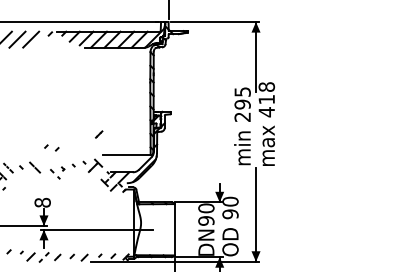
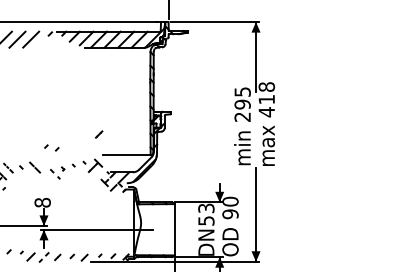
text: 90 -> 53 (206, 214)
